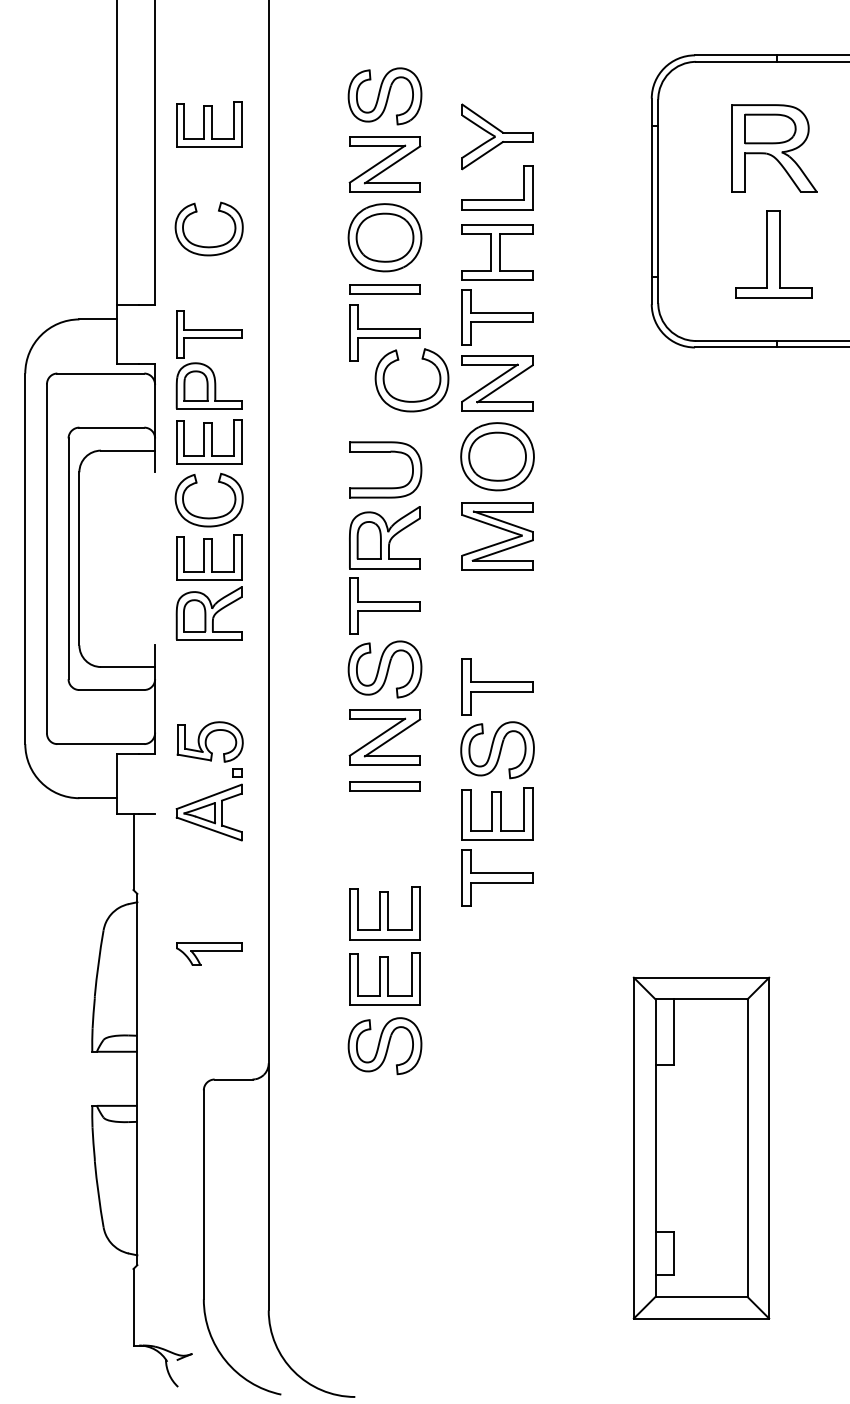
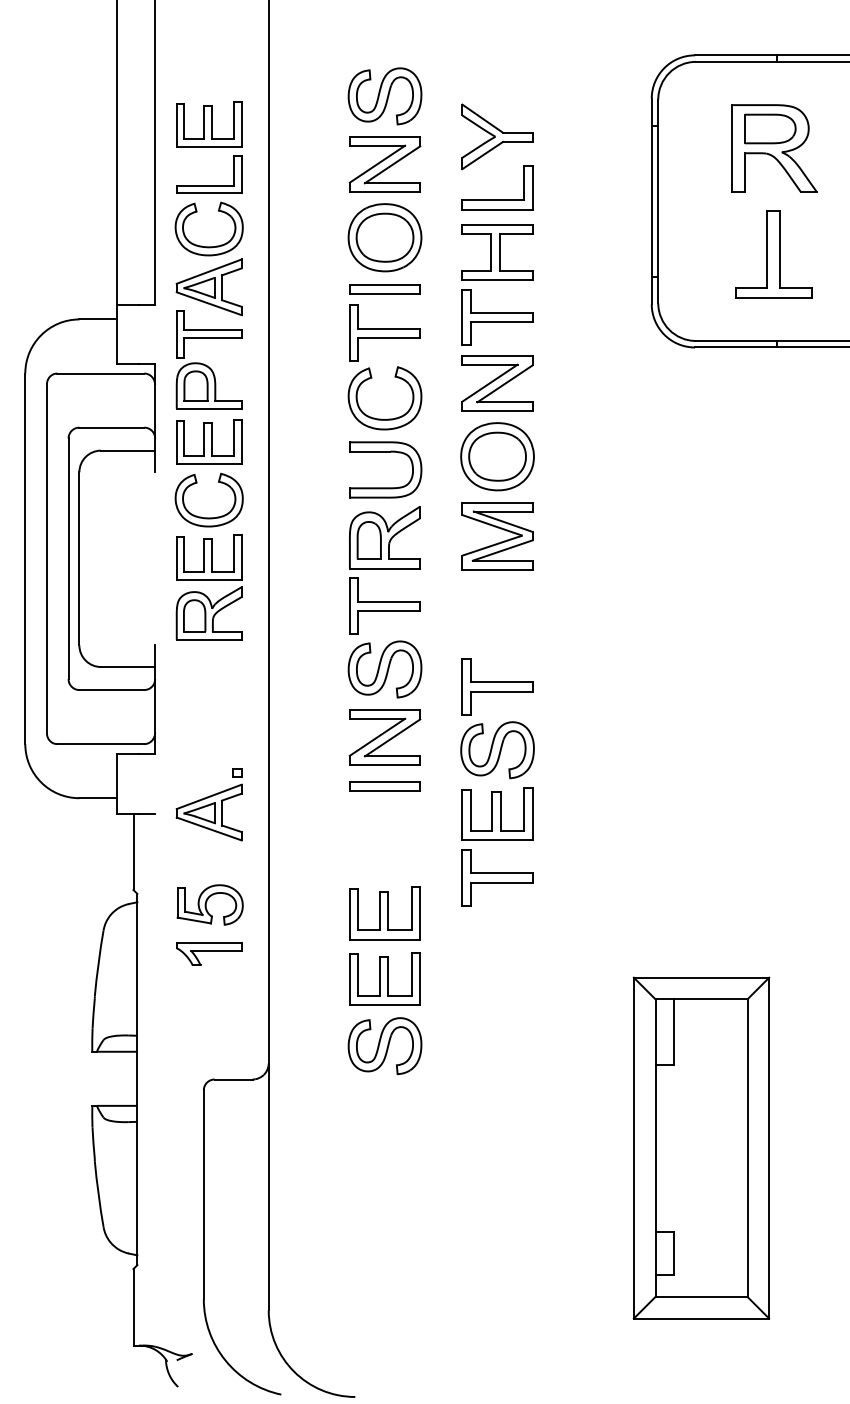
part: none -> present (209, 185)
part: none -> present (208, 287)
part position: (408, 400) -> (381, 418) (381, 418)
part position: (209, 741) -> (209, 904) (209, 904)
